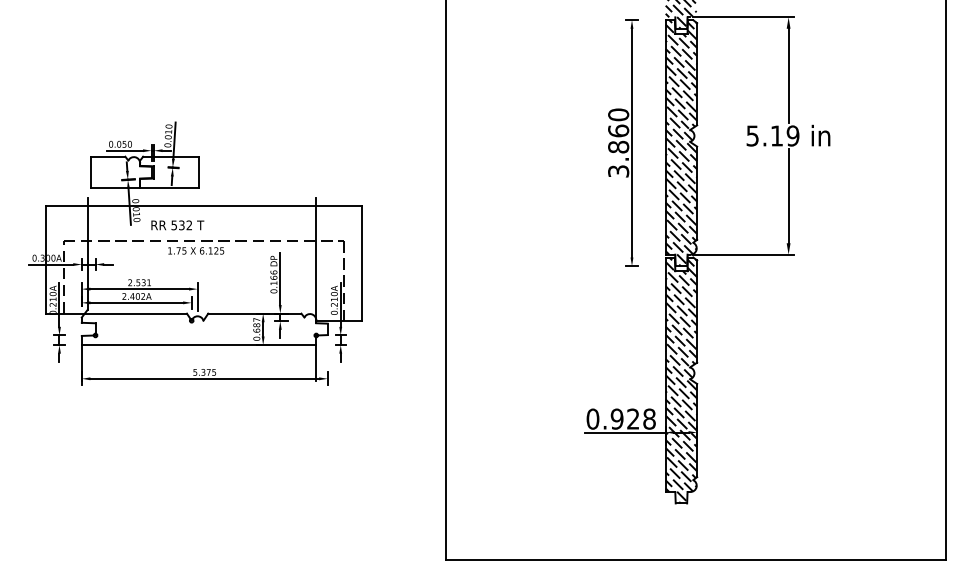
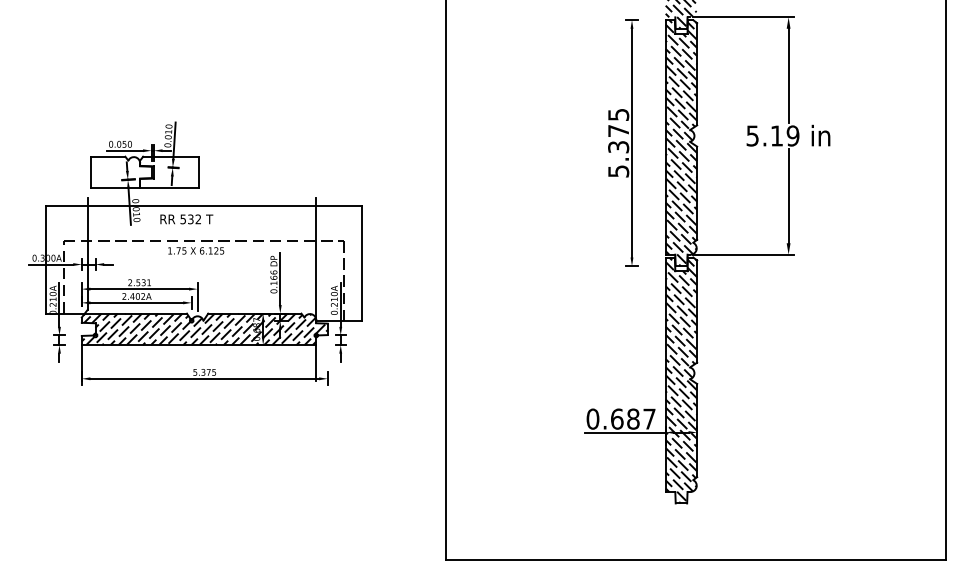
text: 3.860 -> 5.375 (618, 142)
text position: (177, 225) -> (186, 219) (186, 219)
hatch: none -> present (204, 329)
text: 0.928 -> 0.687 (632, 418)
